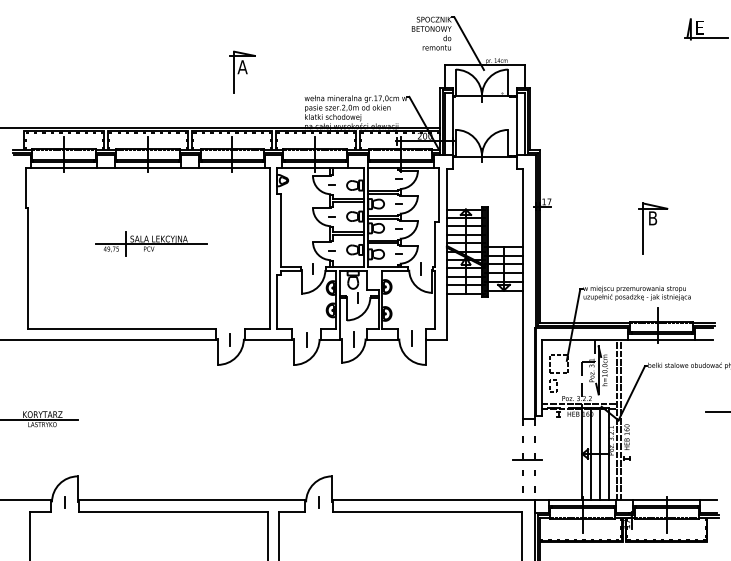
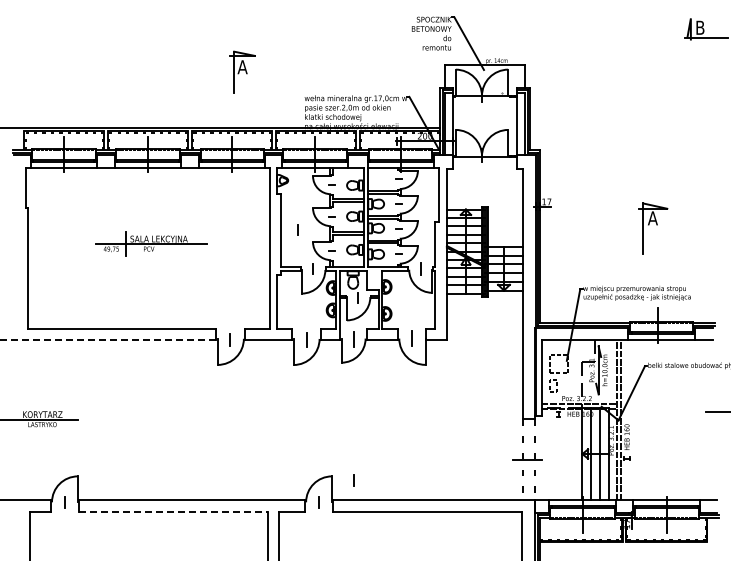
text: E -> B (700, 27)
text: B -> A (652, 218)
line: none -> present (297, 229)
line: solid -> dashed (108, 340)
line: none -> present (353, 480)
line: solid -> dashed (173, 512)
